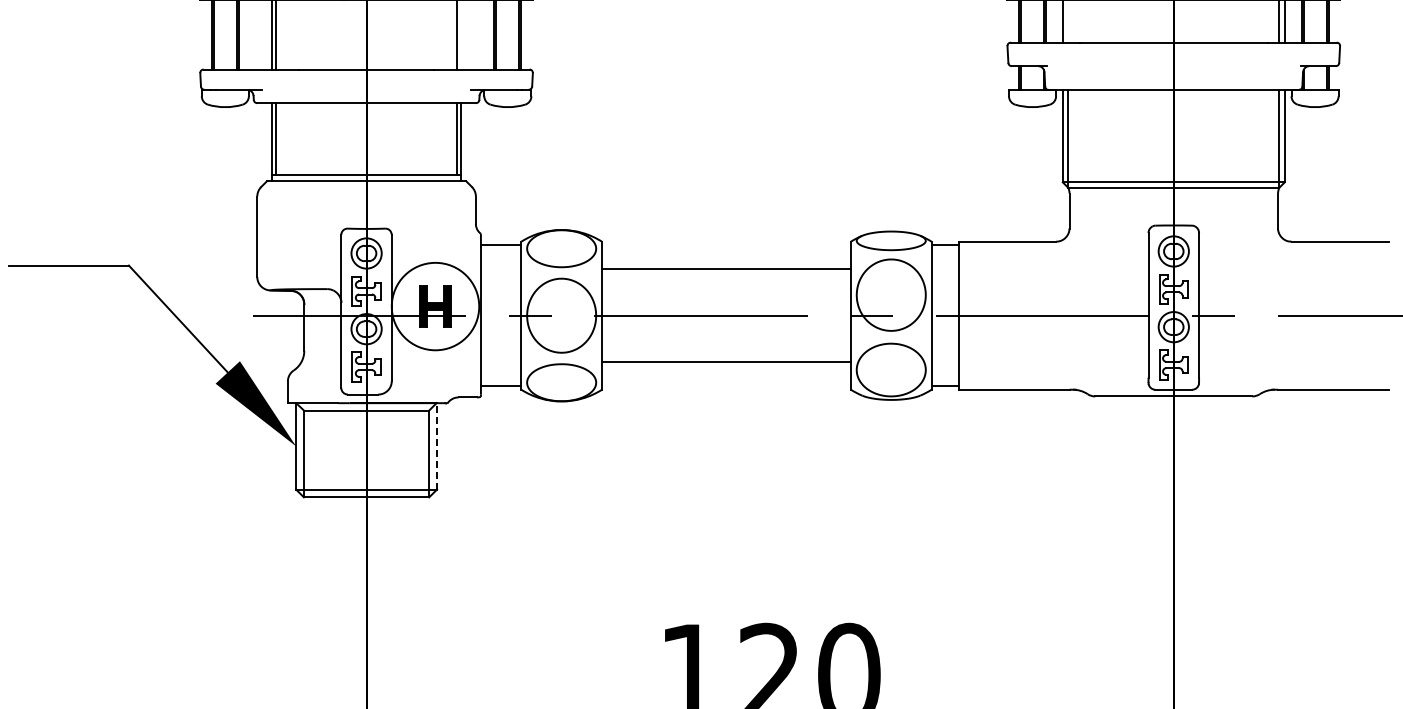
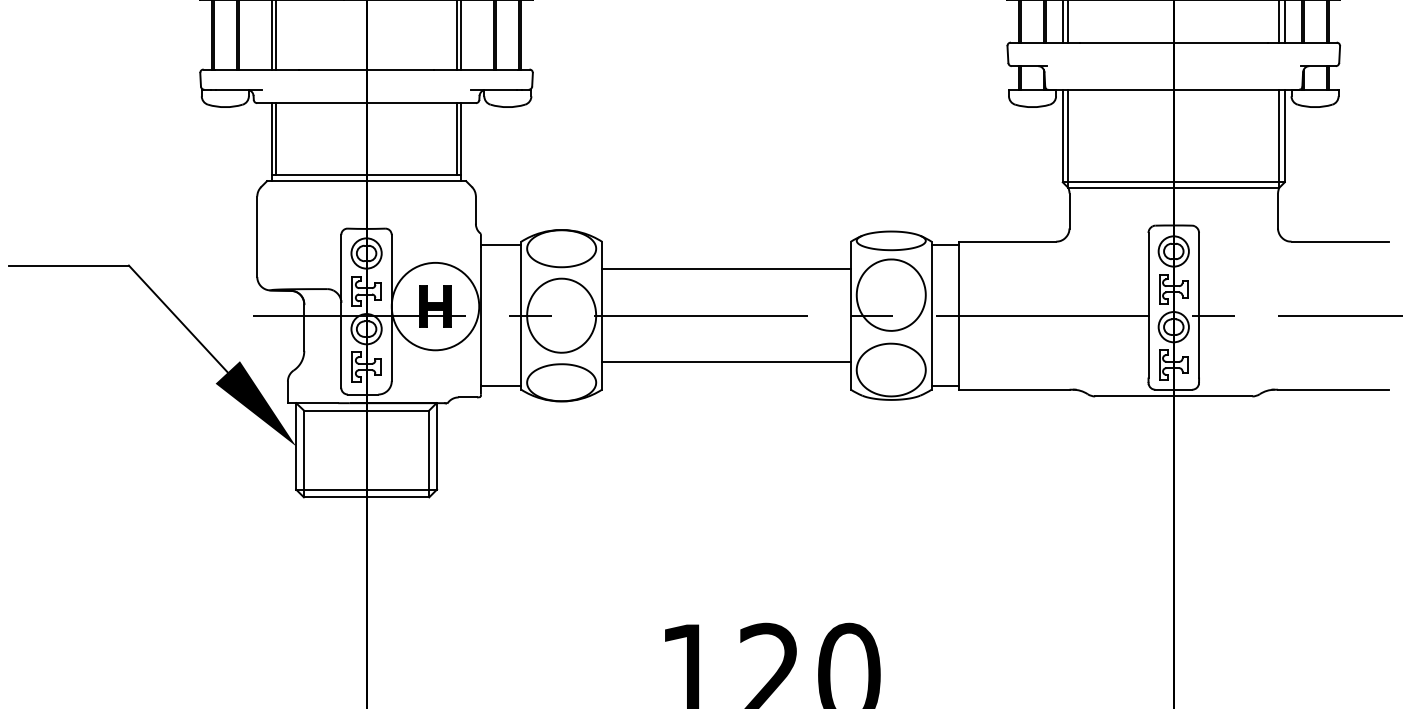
line: none -> present (1068, 22)
line: none -> present (460, 35)
line: dashed -> solid (437, 445)
